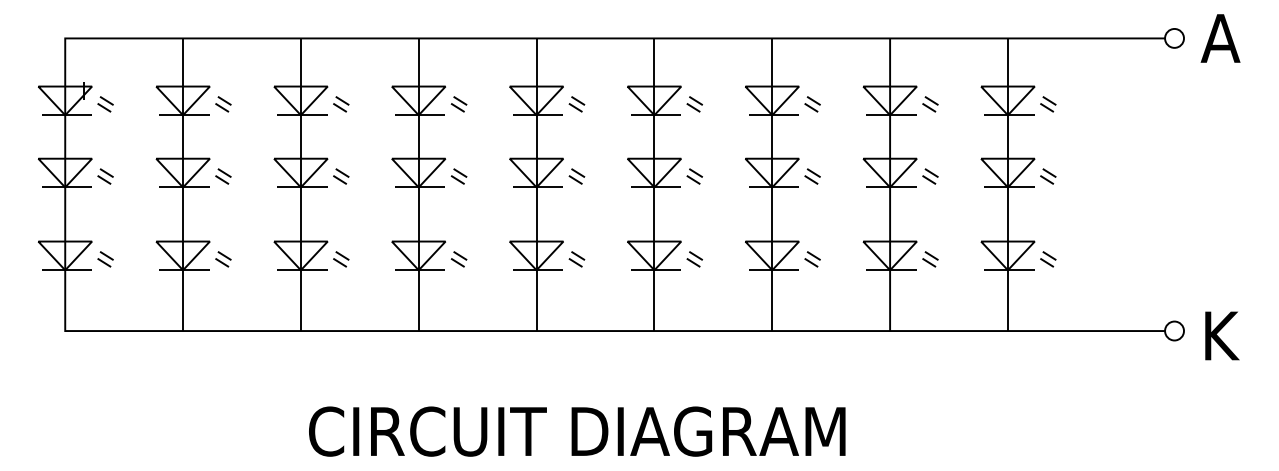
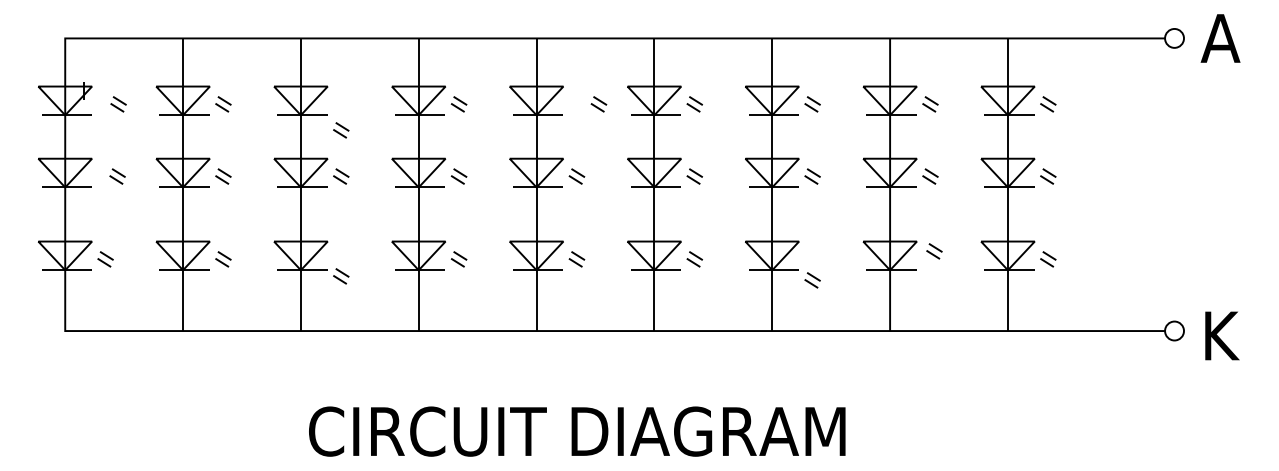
part position: (105, 104) -> (118, 104) (118, 104)
part position: (341, 104) -> (341, 130) (341, 130)
part position: (576, 104) -> (598, 104) (598, 104)
part position: (105, 176) -> (117, 176) (117, 176)
part position: (341, 259) -> (341, 276) (341, 276)
part position: (812, 259) -> (812, 280) (812, 280)
part position: (930, 259) -> (934, 251) (934, 251)
